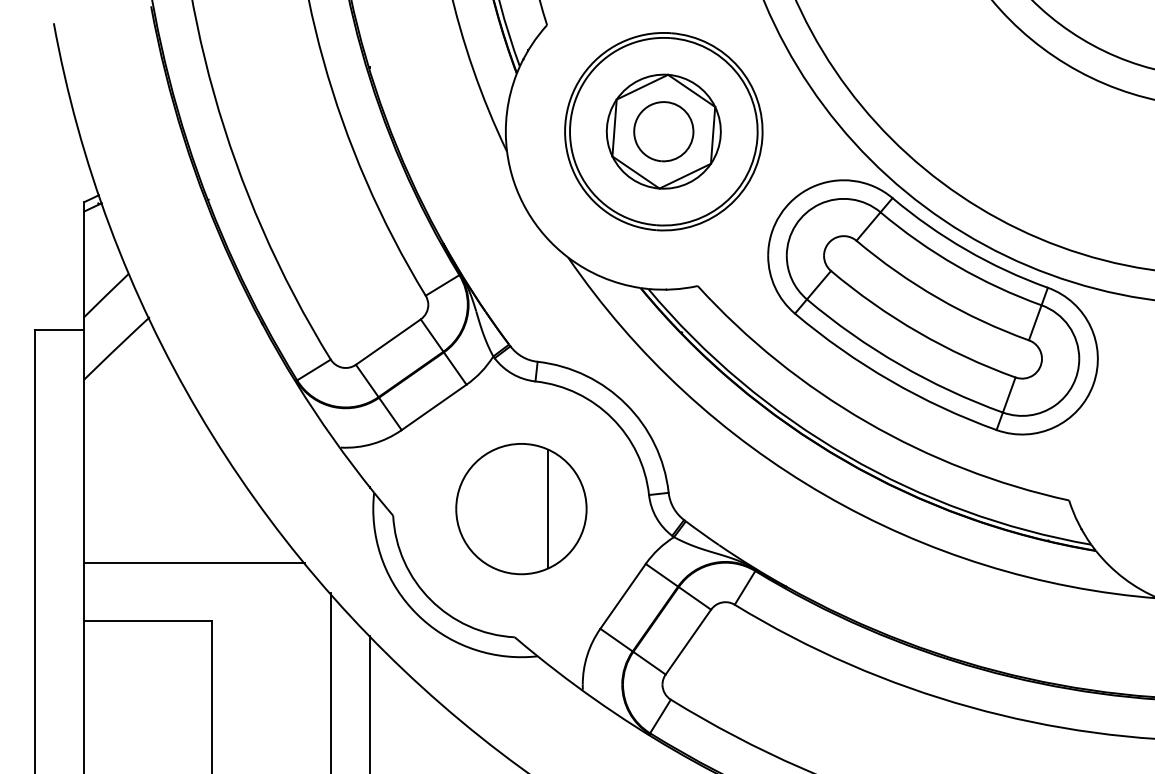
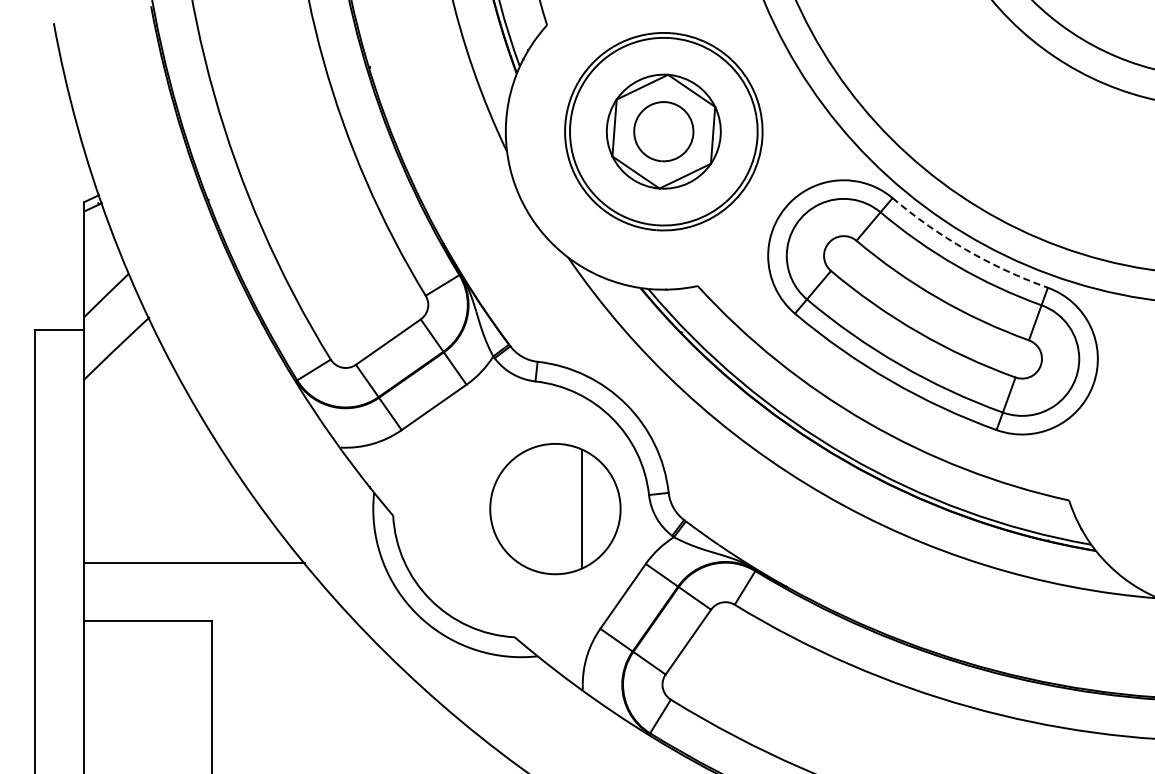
arc: solid -> dashed (966, 249)
part position: (521, 509) -> (555, 509) (555, 509)
line: present -> none (330, 681)
line: present -> none (370, 702)
